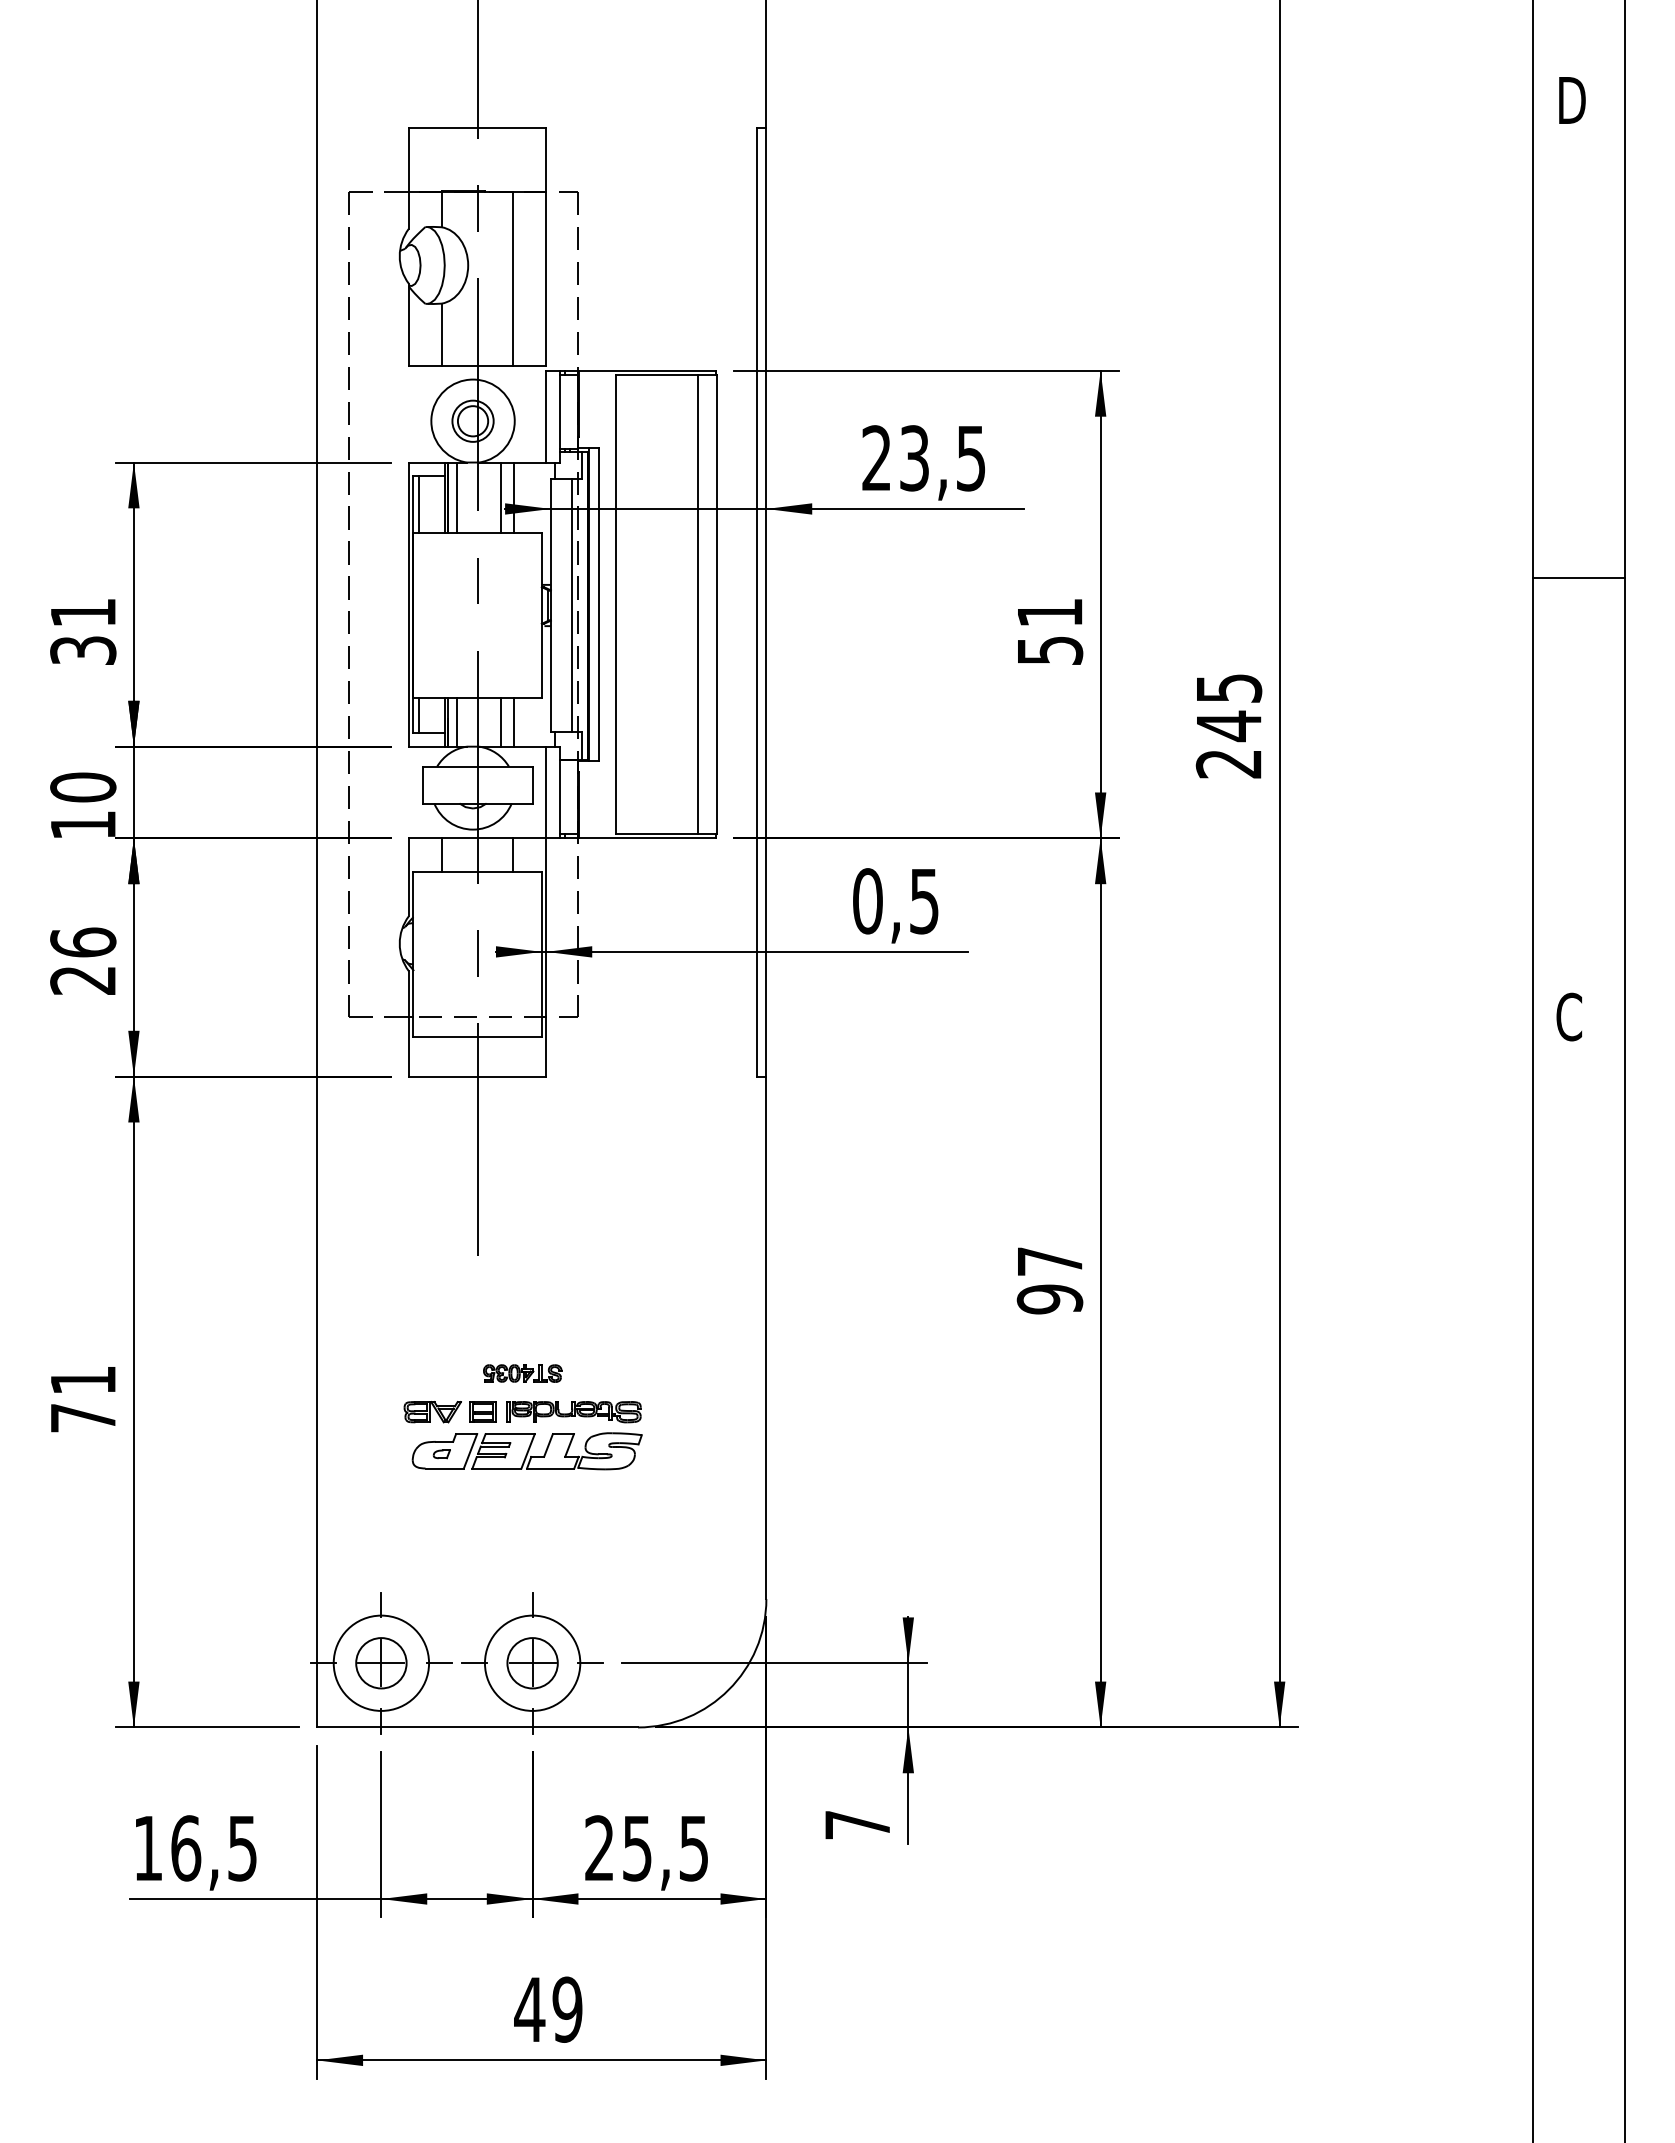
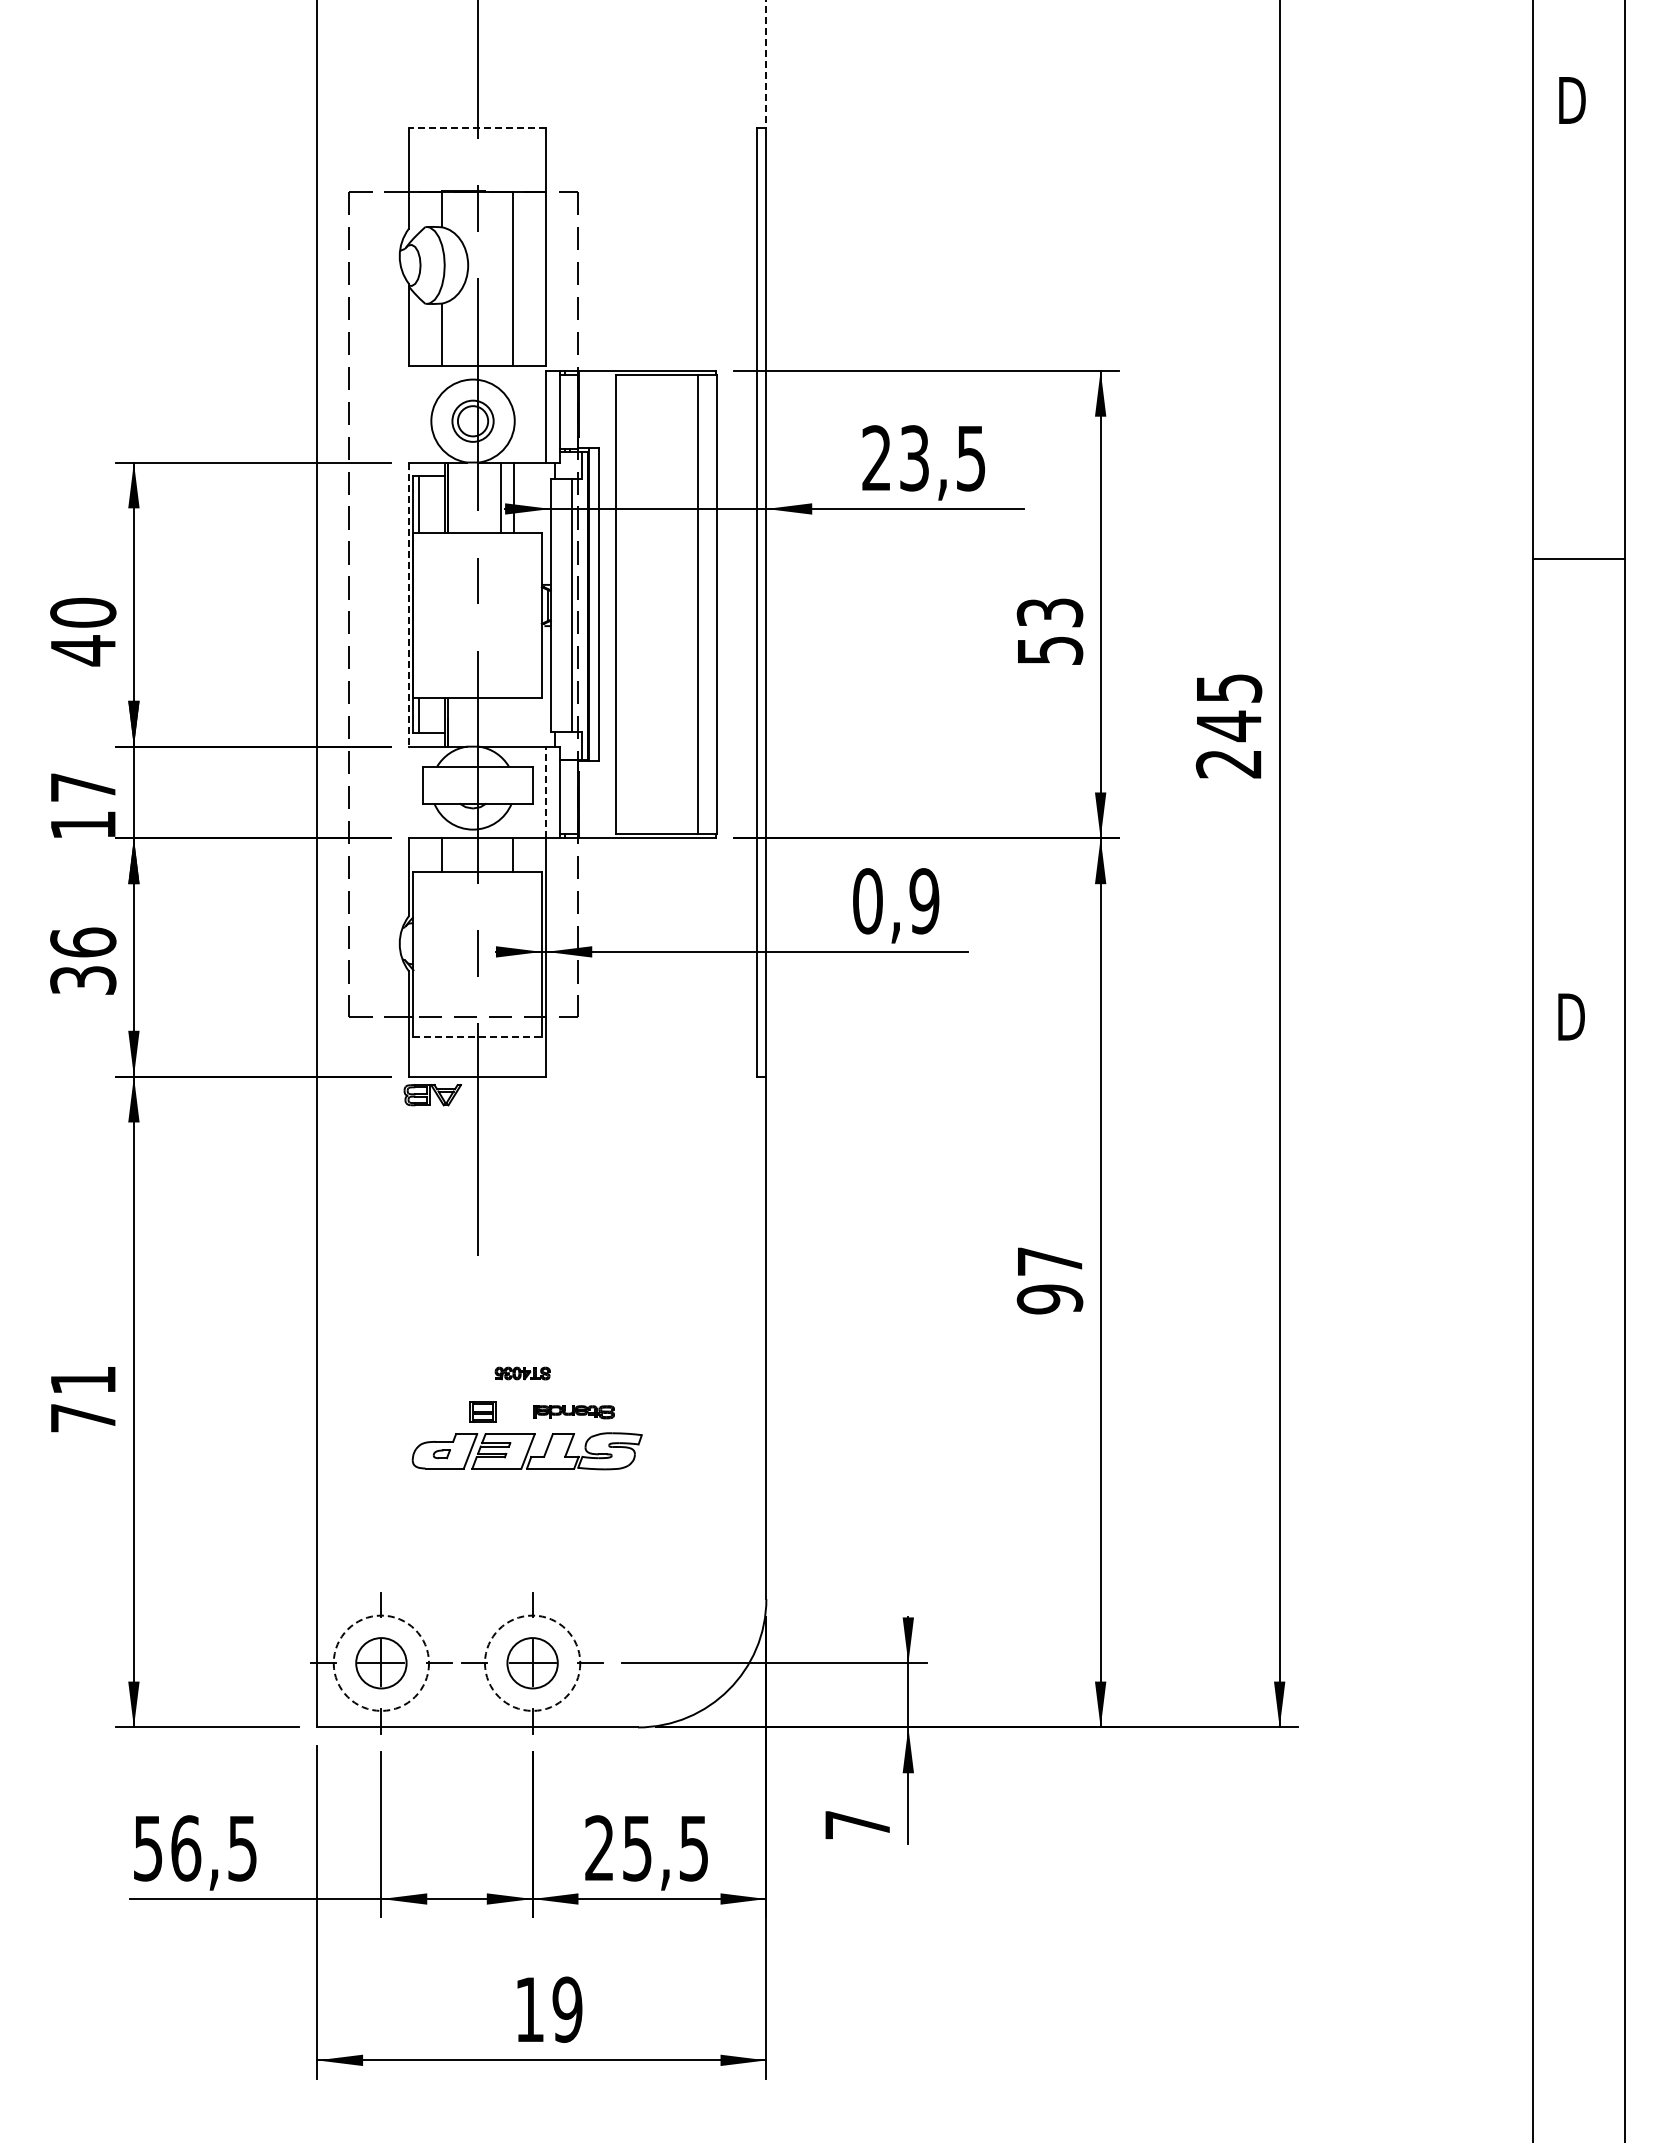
line: solid -> dashed (766, 63)
line: solid -> dashed (477, 127)
line: present -> none (456, 497)
line position: (1578, 577) -> (1578, 558) (1578, 558)
line: solid -> dashed (408, 605)
text: 51 -> 53 (1049, 612)
text: 31 -> 40 (83, 631)
line: present -> none (456, 722)
line: present -> none (501, 722)
line: present -> none (514, 722)
text: 10 -> 17 (83, 787)
line: solid -> dashed (546, 792)
text: 0,5 -> 0,9 (924, 901)
text: 26 -> 36 (83, 980)
text: C -> D (1570, 1016)
line: solid -> dashed (478, 1037)
part size: 80x19 px -> 57x15 px (522, 1373)
part position: (432, 1412) -> (432, 1095) (432, 1095)
part size: 136x23 px -> 82x15 px (573, 1412)
circle: solid -> dashed (381, 1662)
circle: solid -> dashed (532, 1662)
text: 16,5 -> 56,5 (148, 1848)
text: 49 -> 19 (529, 2009)
